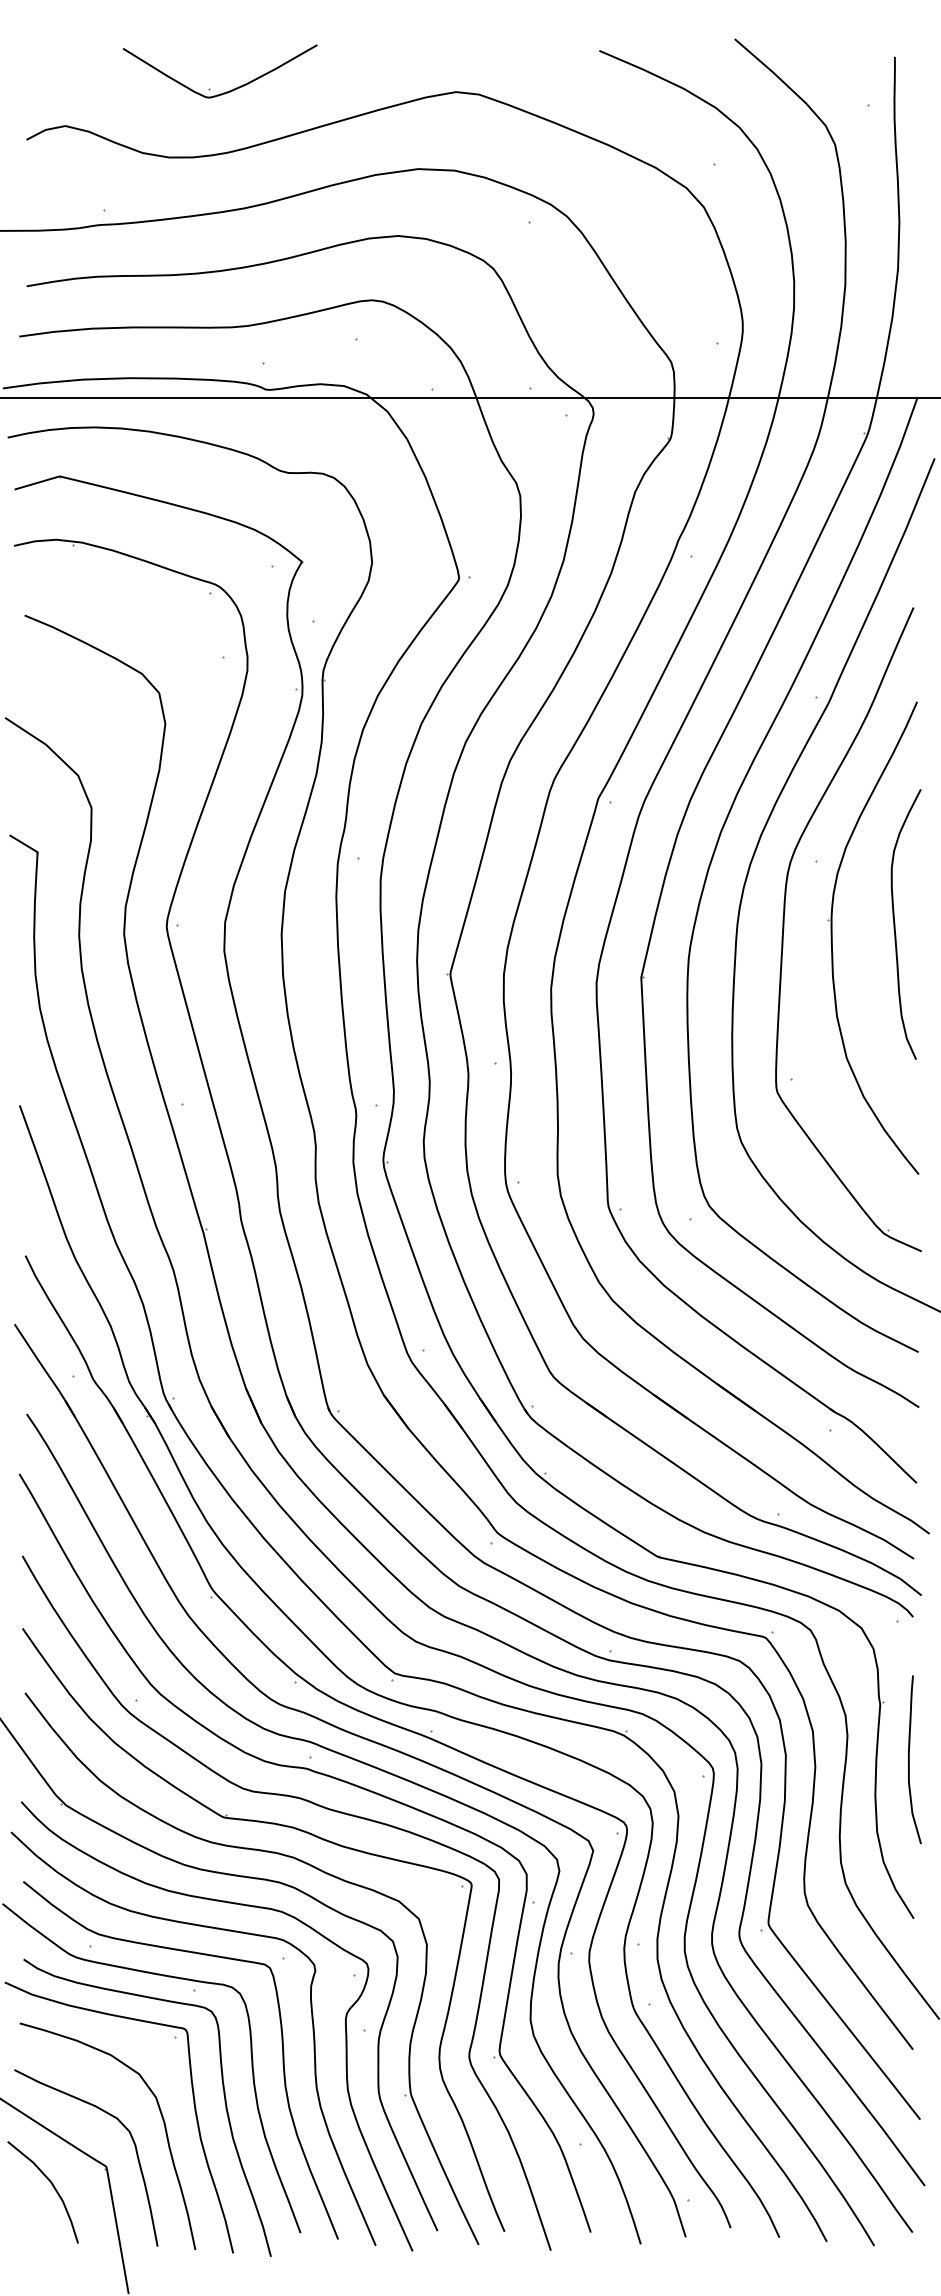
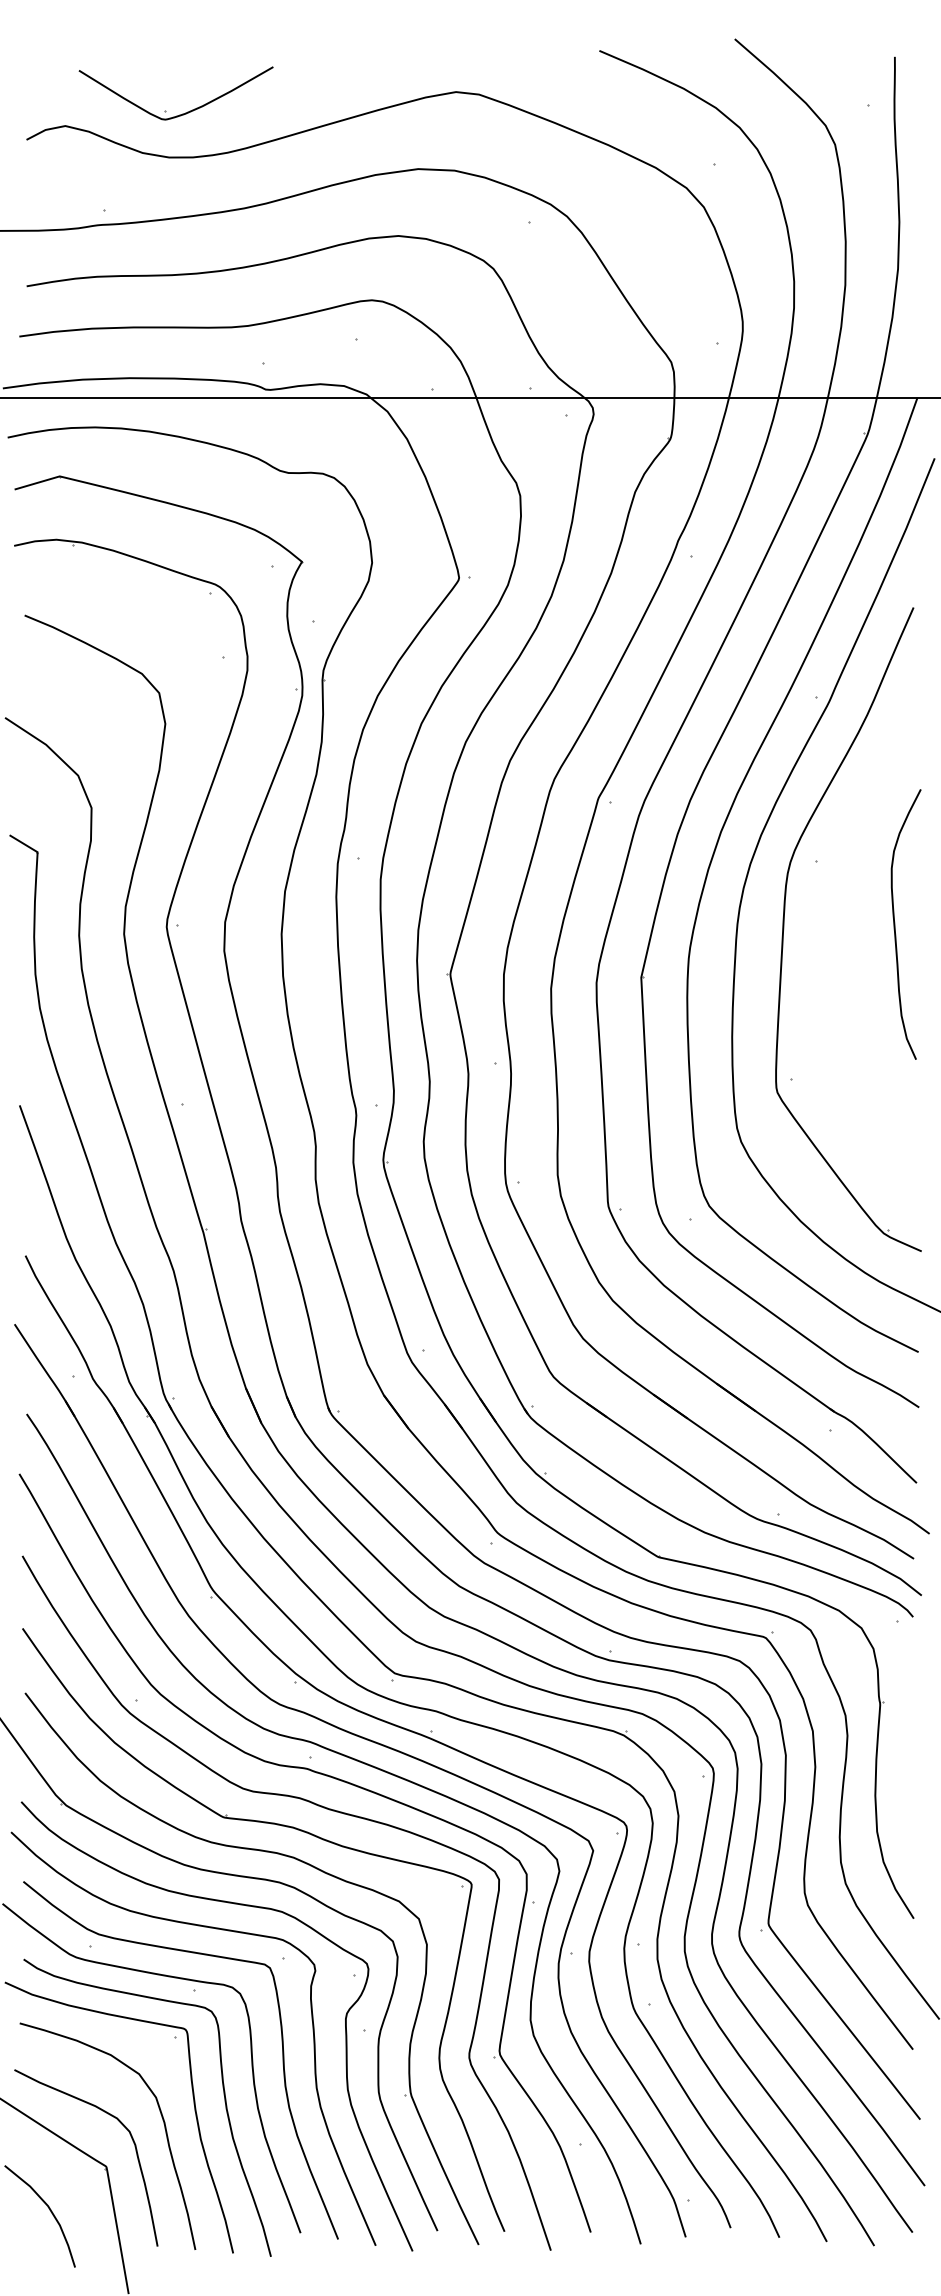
part position: (209, 88) -> (165, 110) (165, 110)
part: present -> none (832, 937)
curve: present -> none (909, 1759)
curve position: (52, 2186) -> (49, 2210) (49, 2210)
